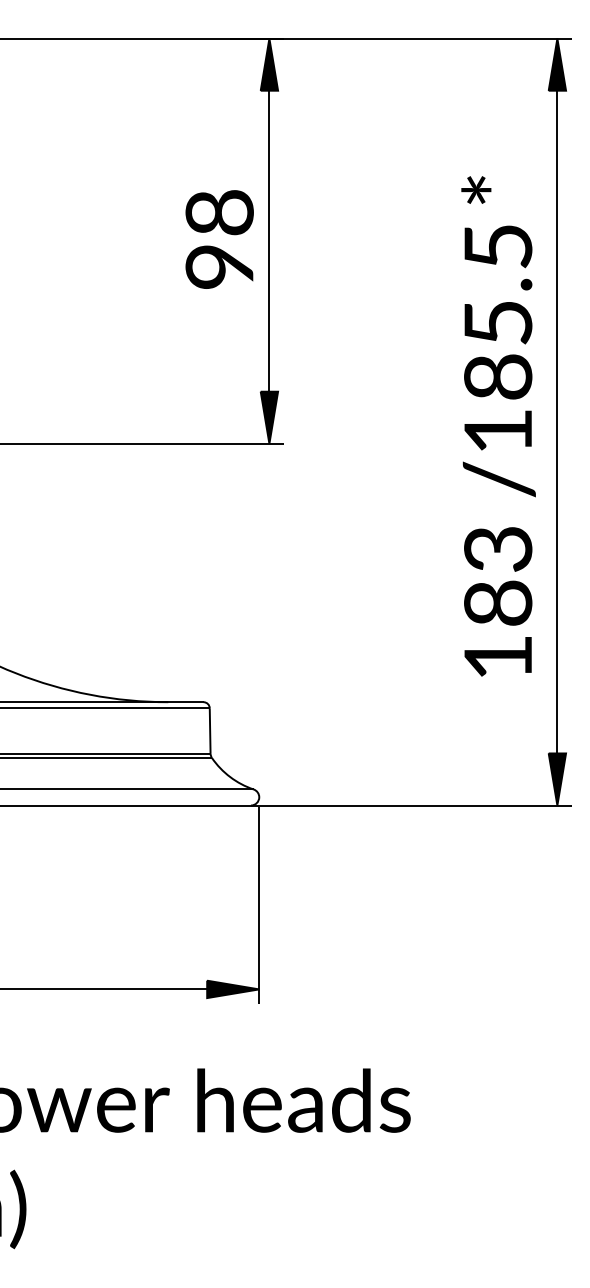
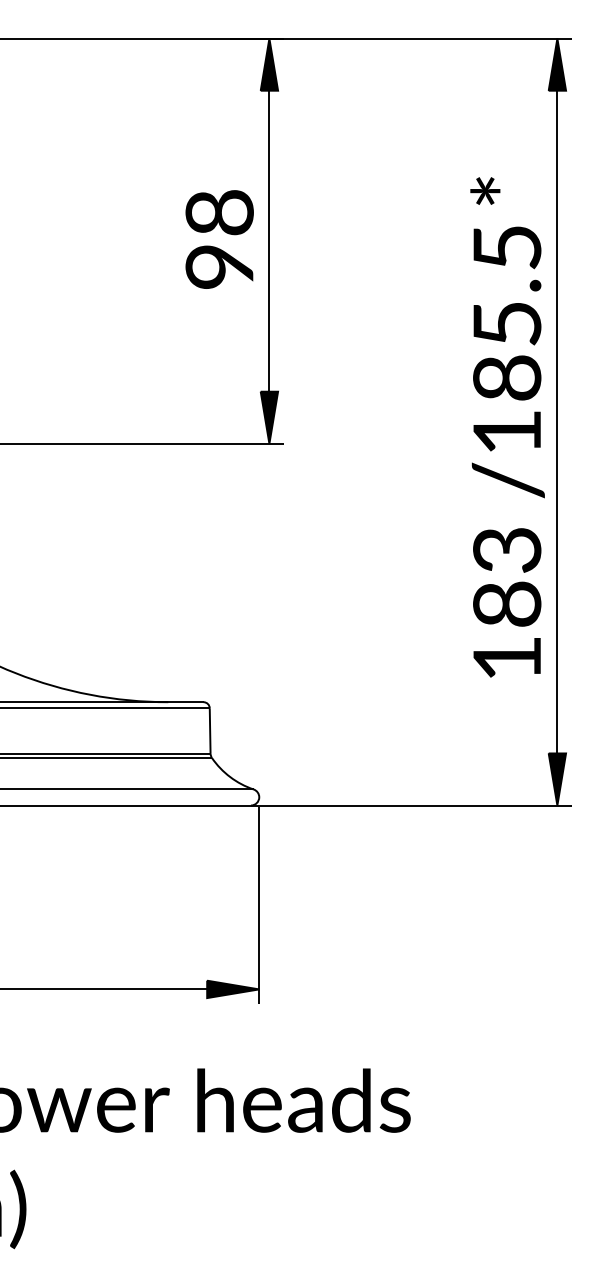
text position: (498, 426) -> (507, 427) (507, 427)
